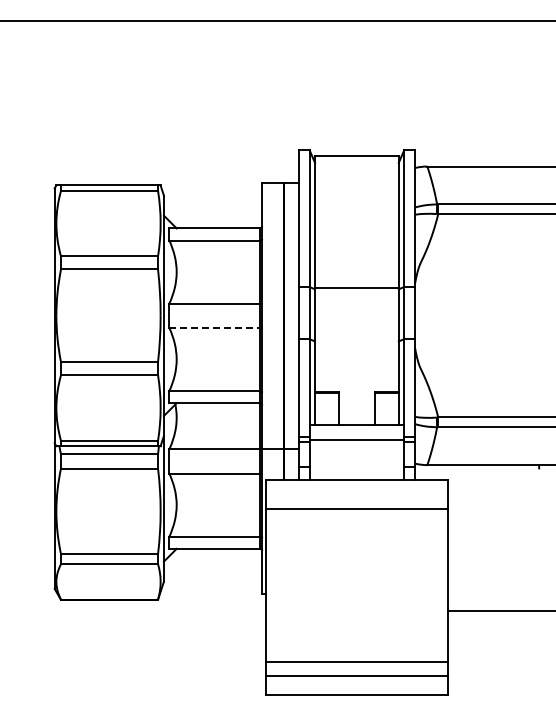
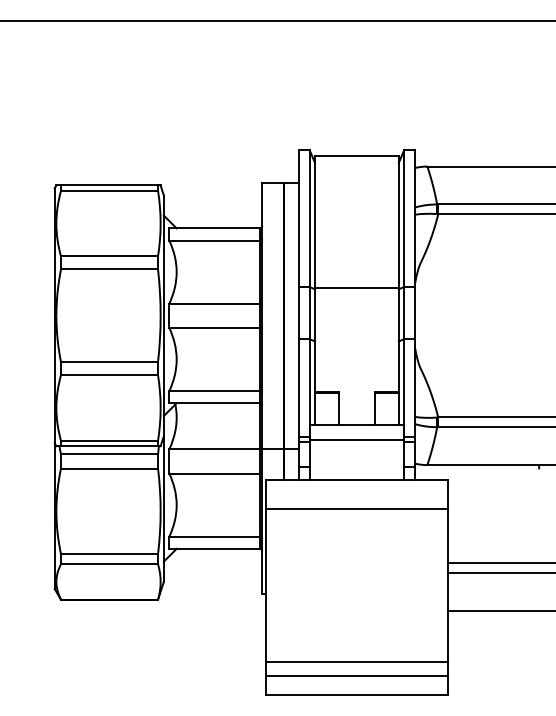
line: dashed -> solid (215, 328)
line: none -> present (499, 563)
line: none -> present (499, 572)
